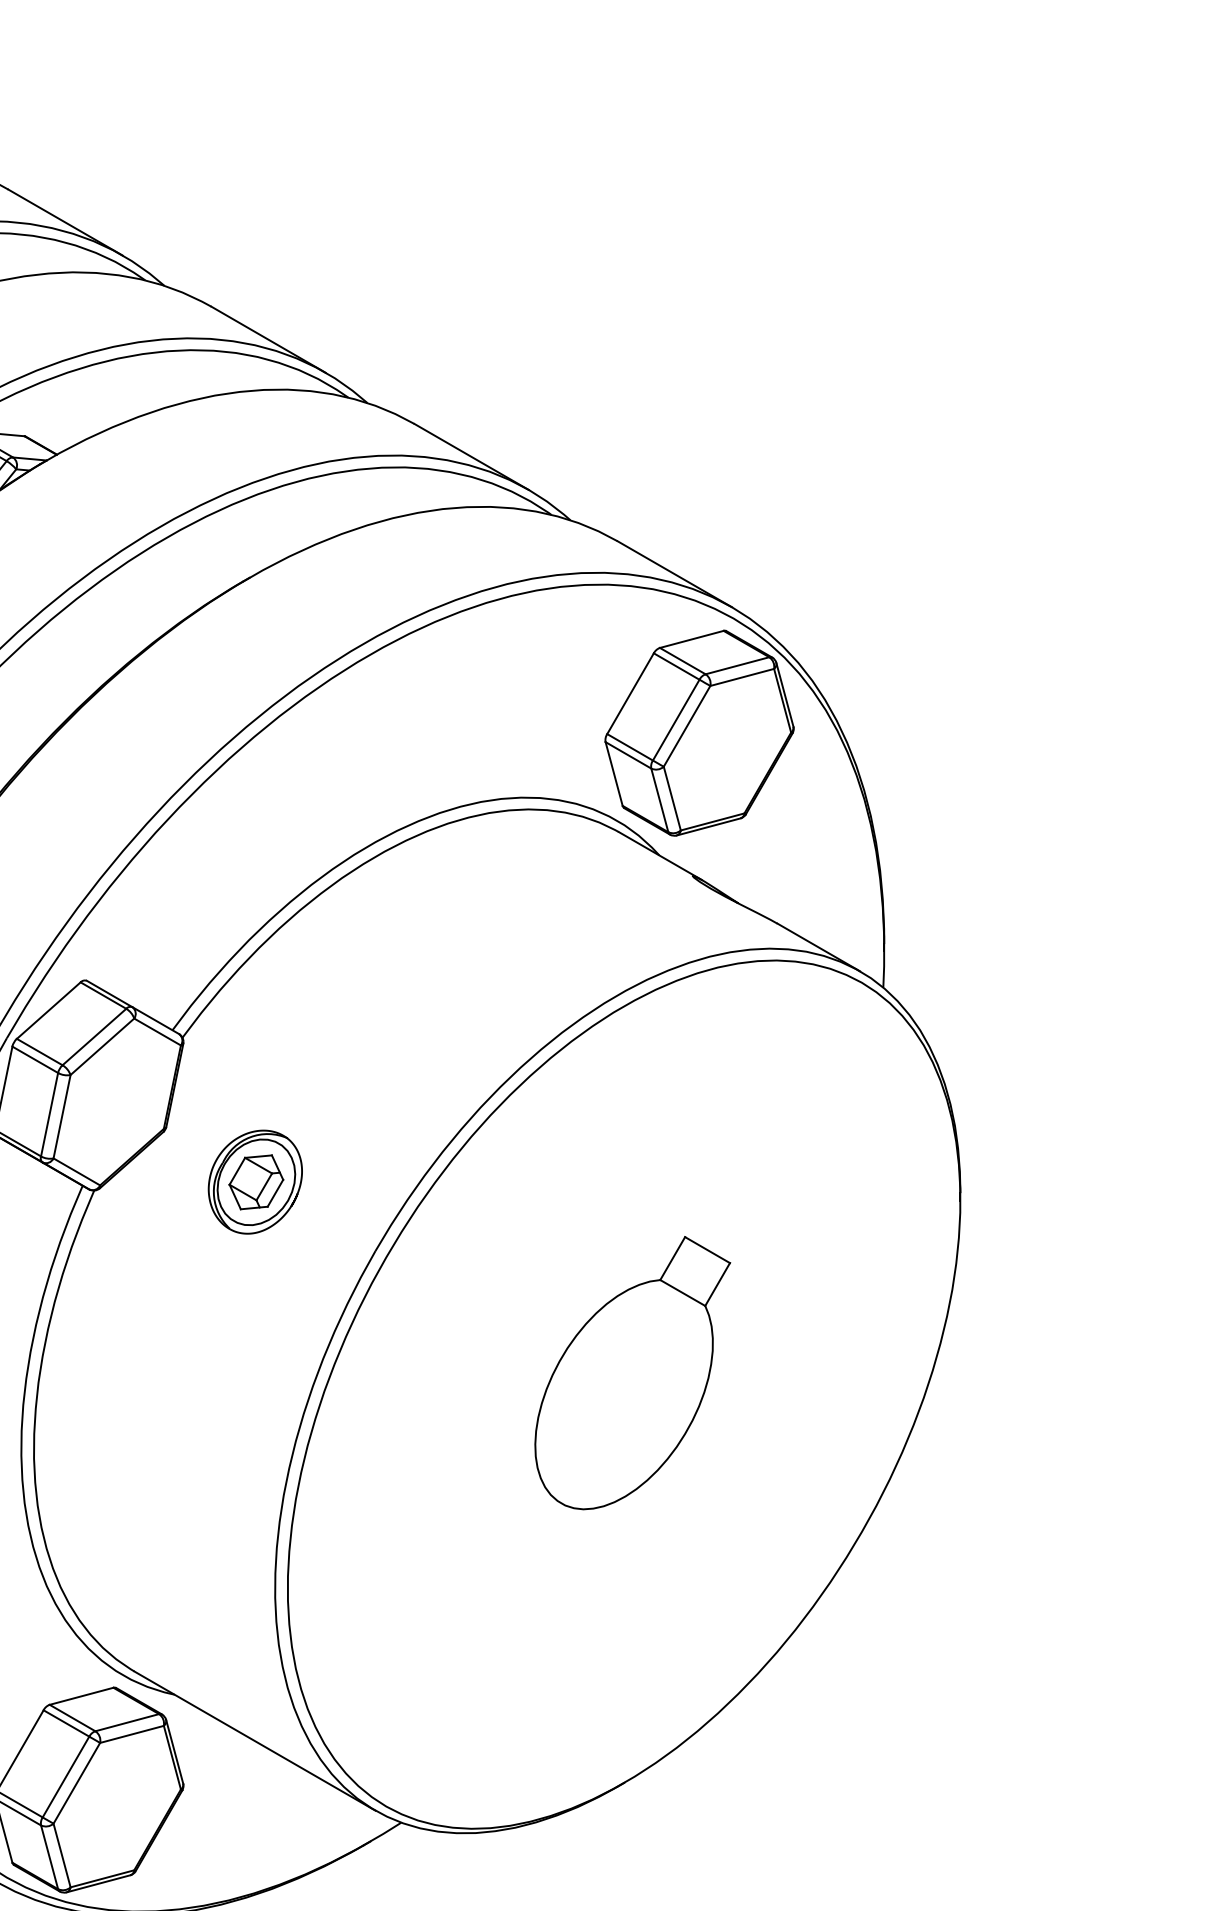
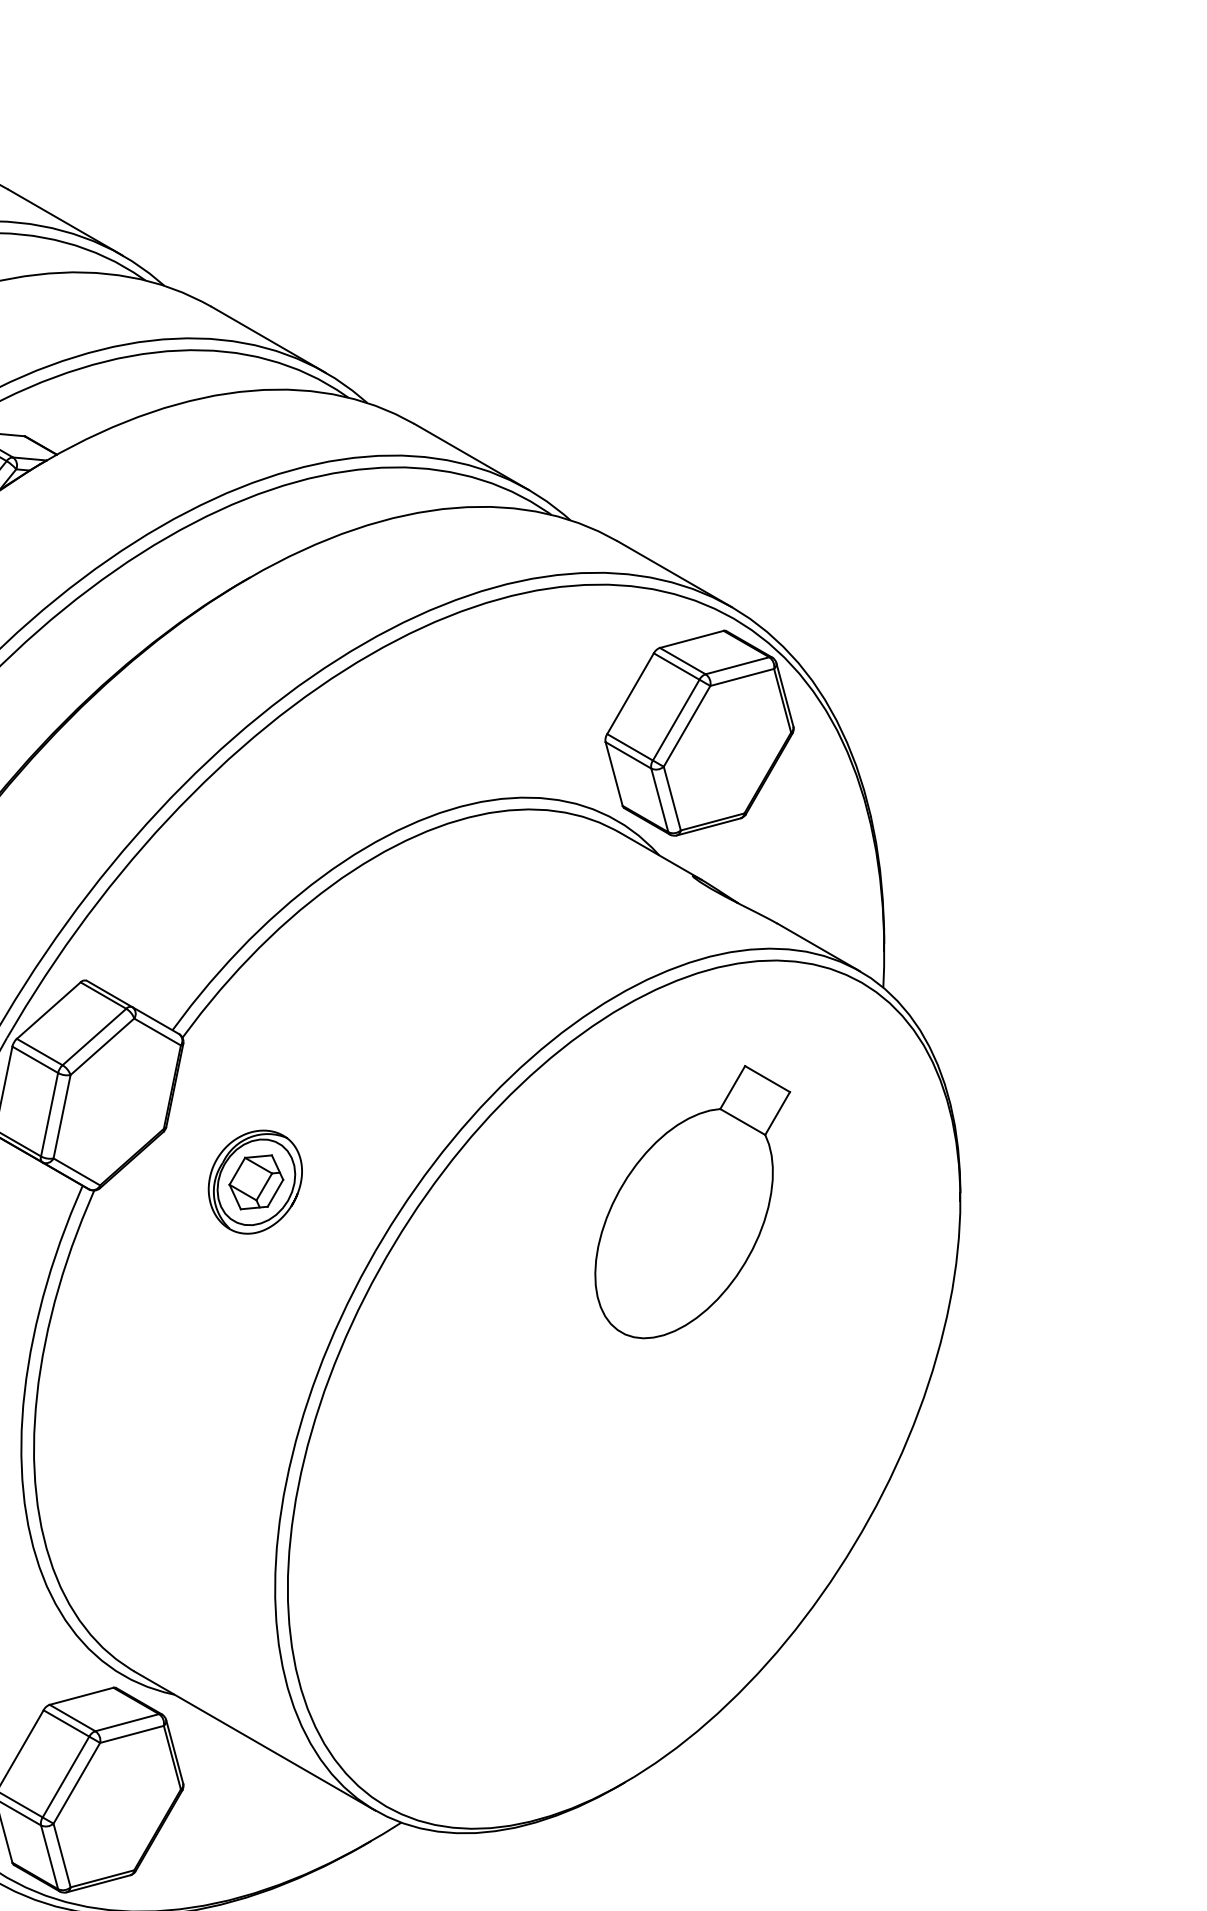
part position: (632, 1373) -> (692, 1202) (692, 1202)
